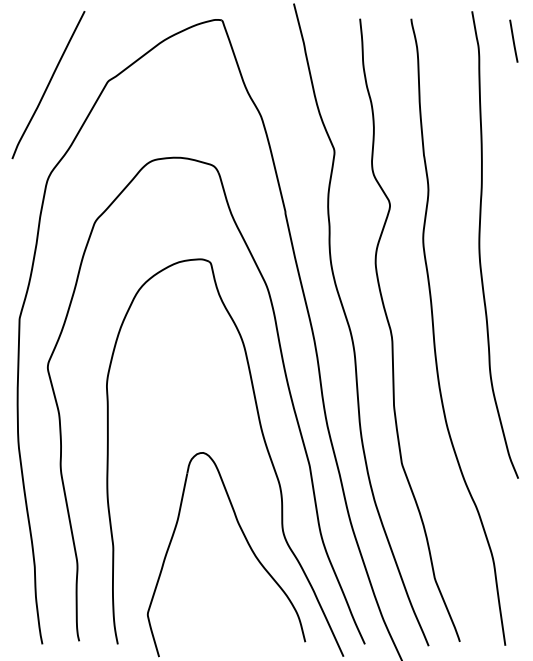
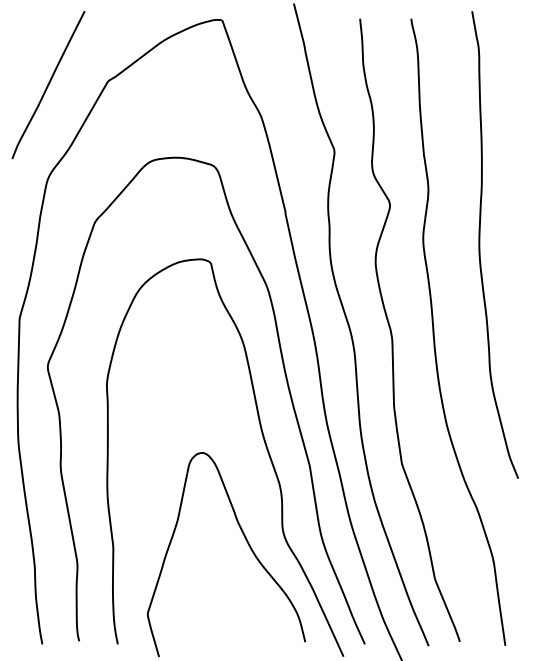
line: present -> none (513, 40)
